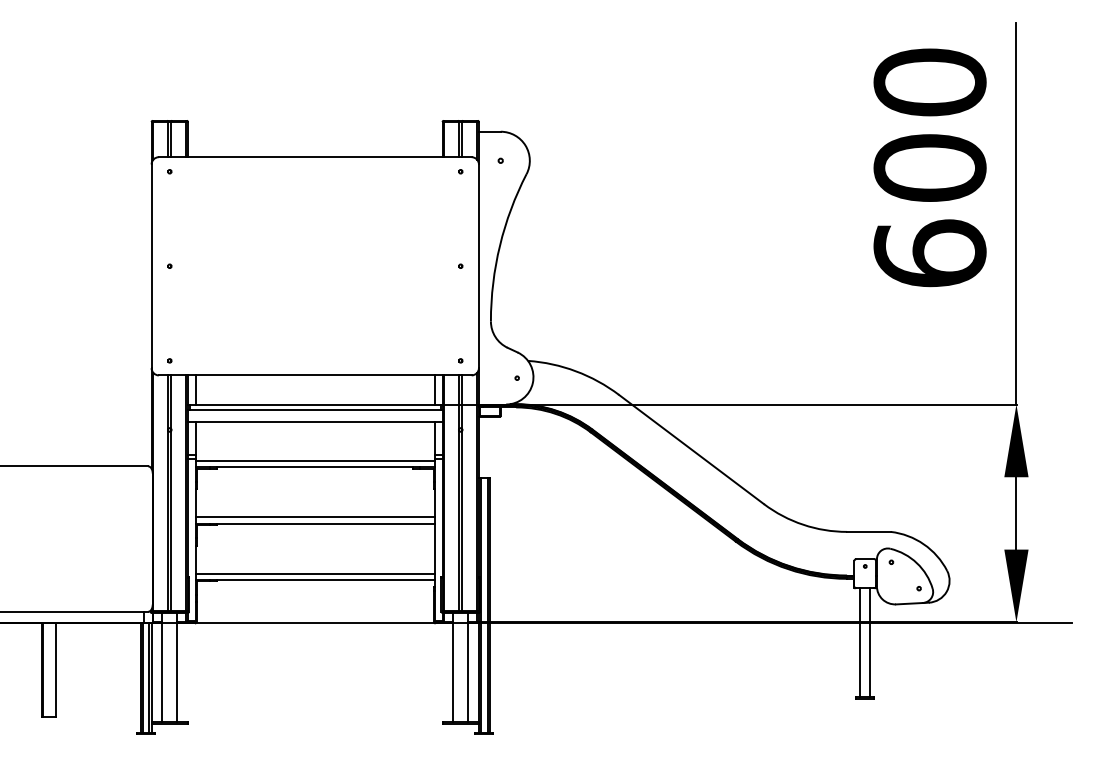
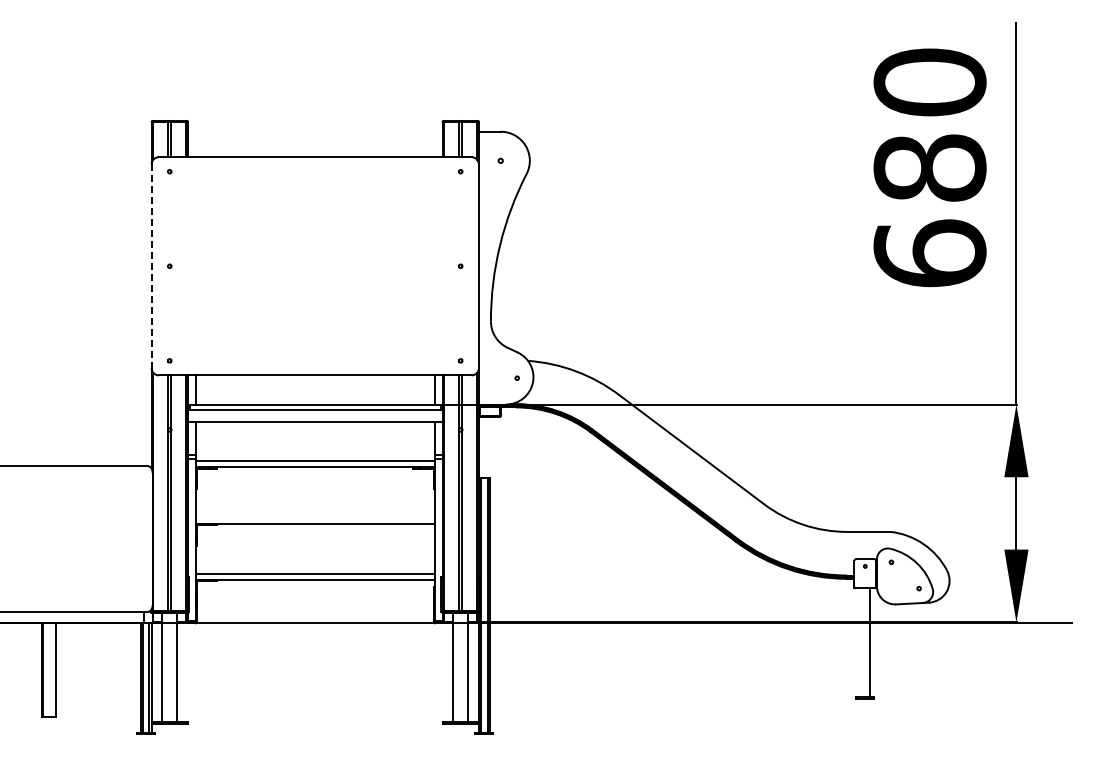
text: 600 -> 680 (930, 167)
line: solid -> dashed (151, 266)
line: present -> none (314, 517)
line: present -> none (860, 642)
